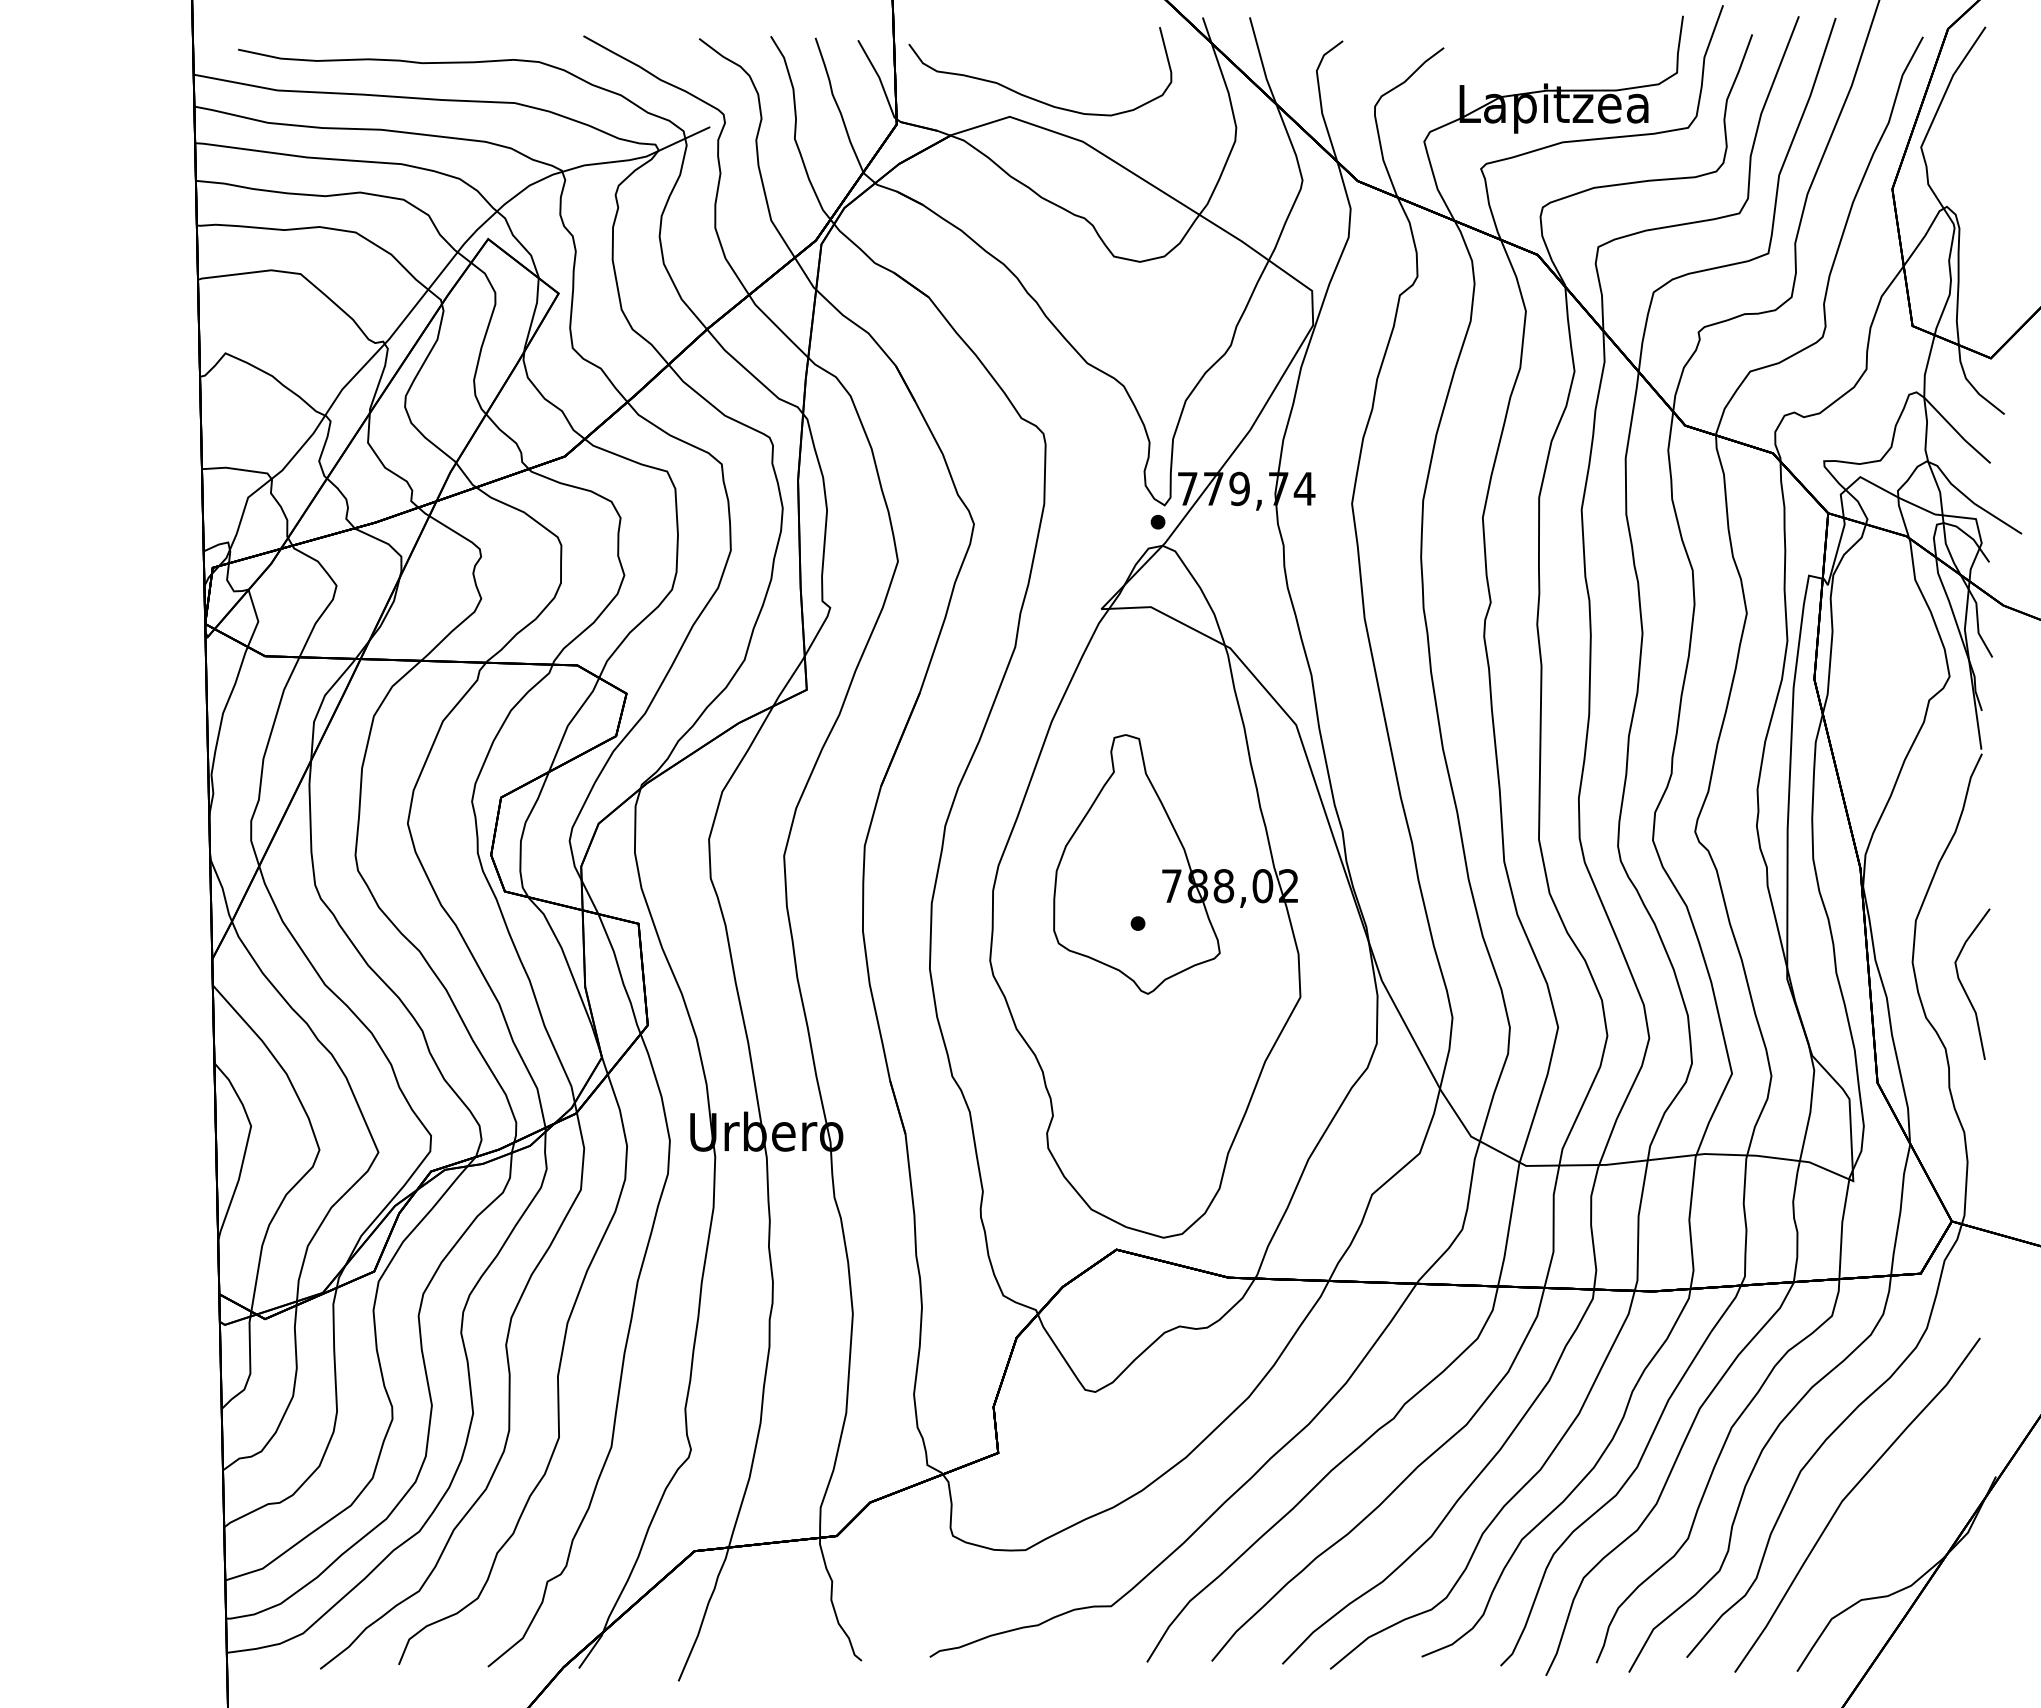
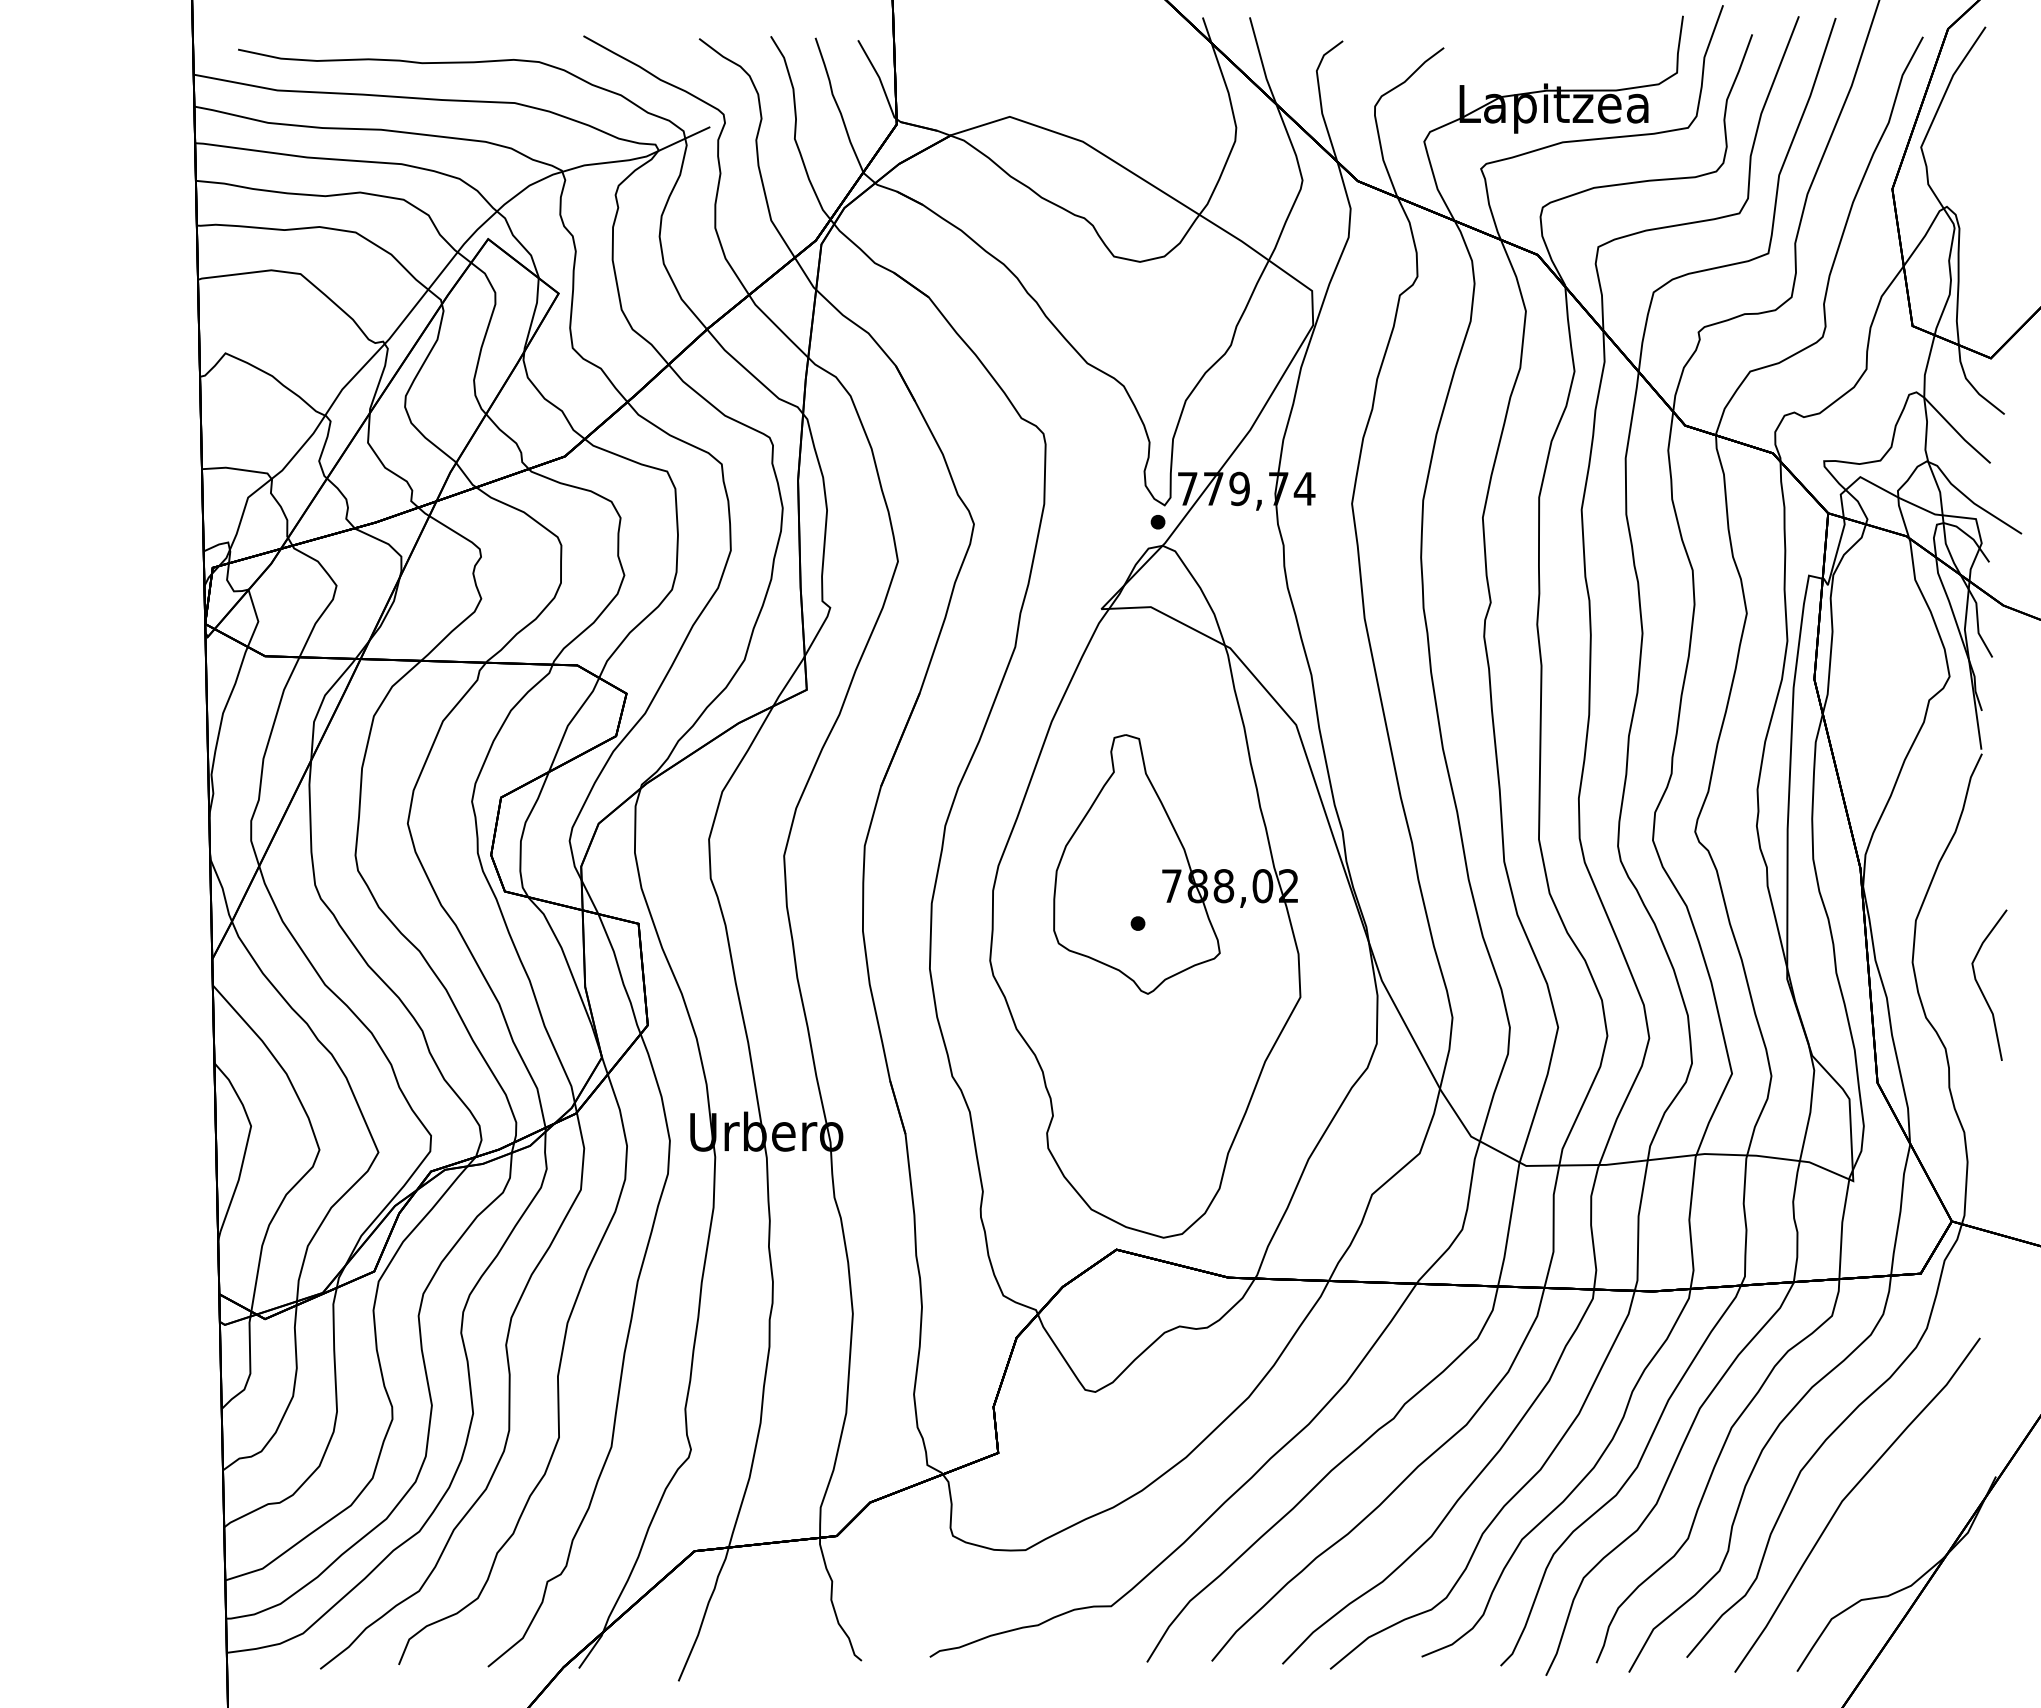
curve: present -> none (1032, 97)
curve position: (1964, 987) -> (1981, 988) (1981, 988)
